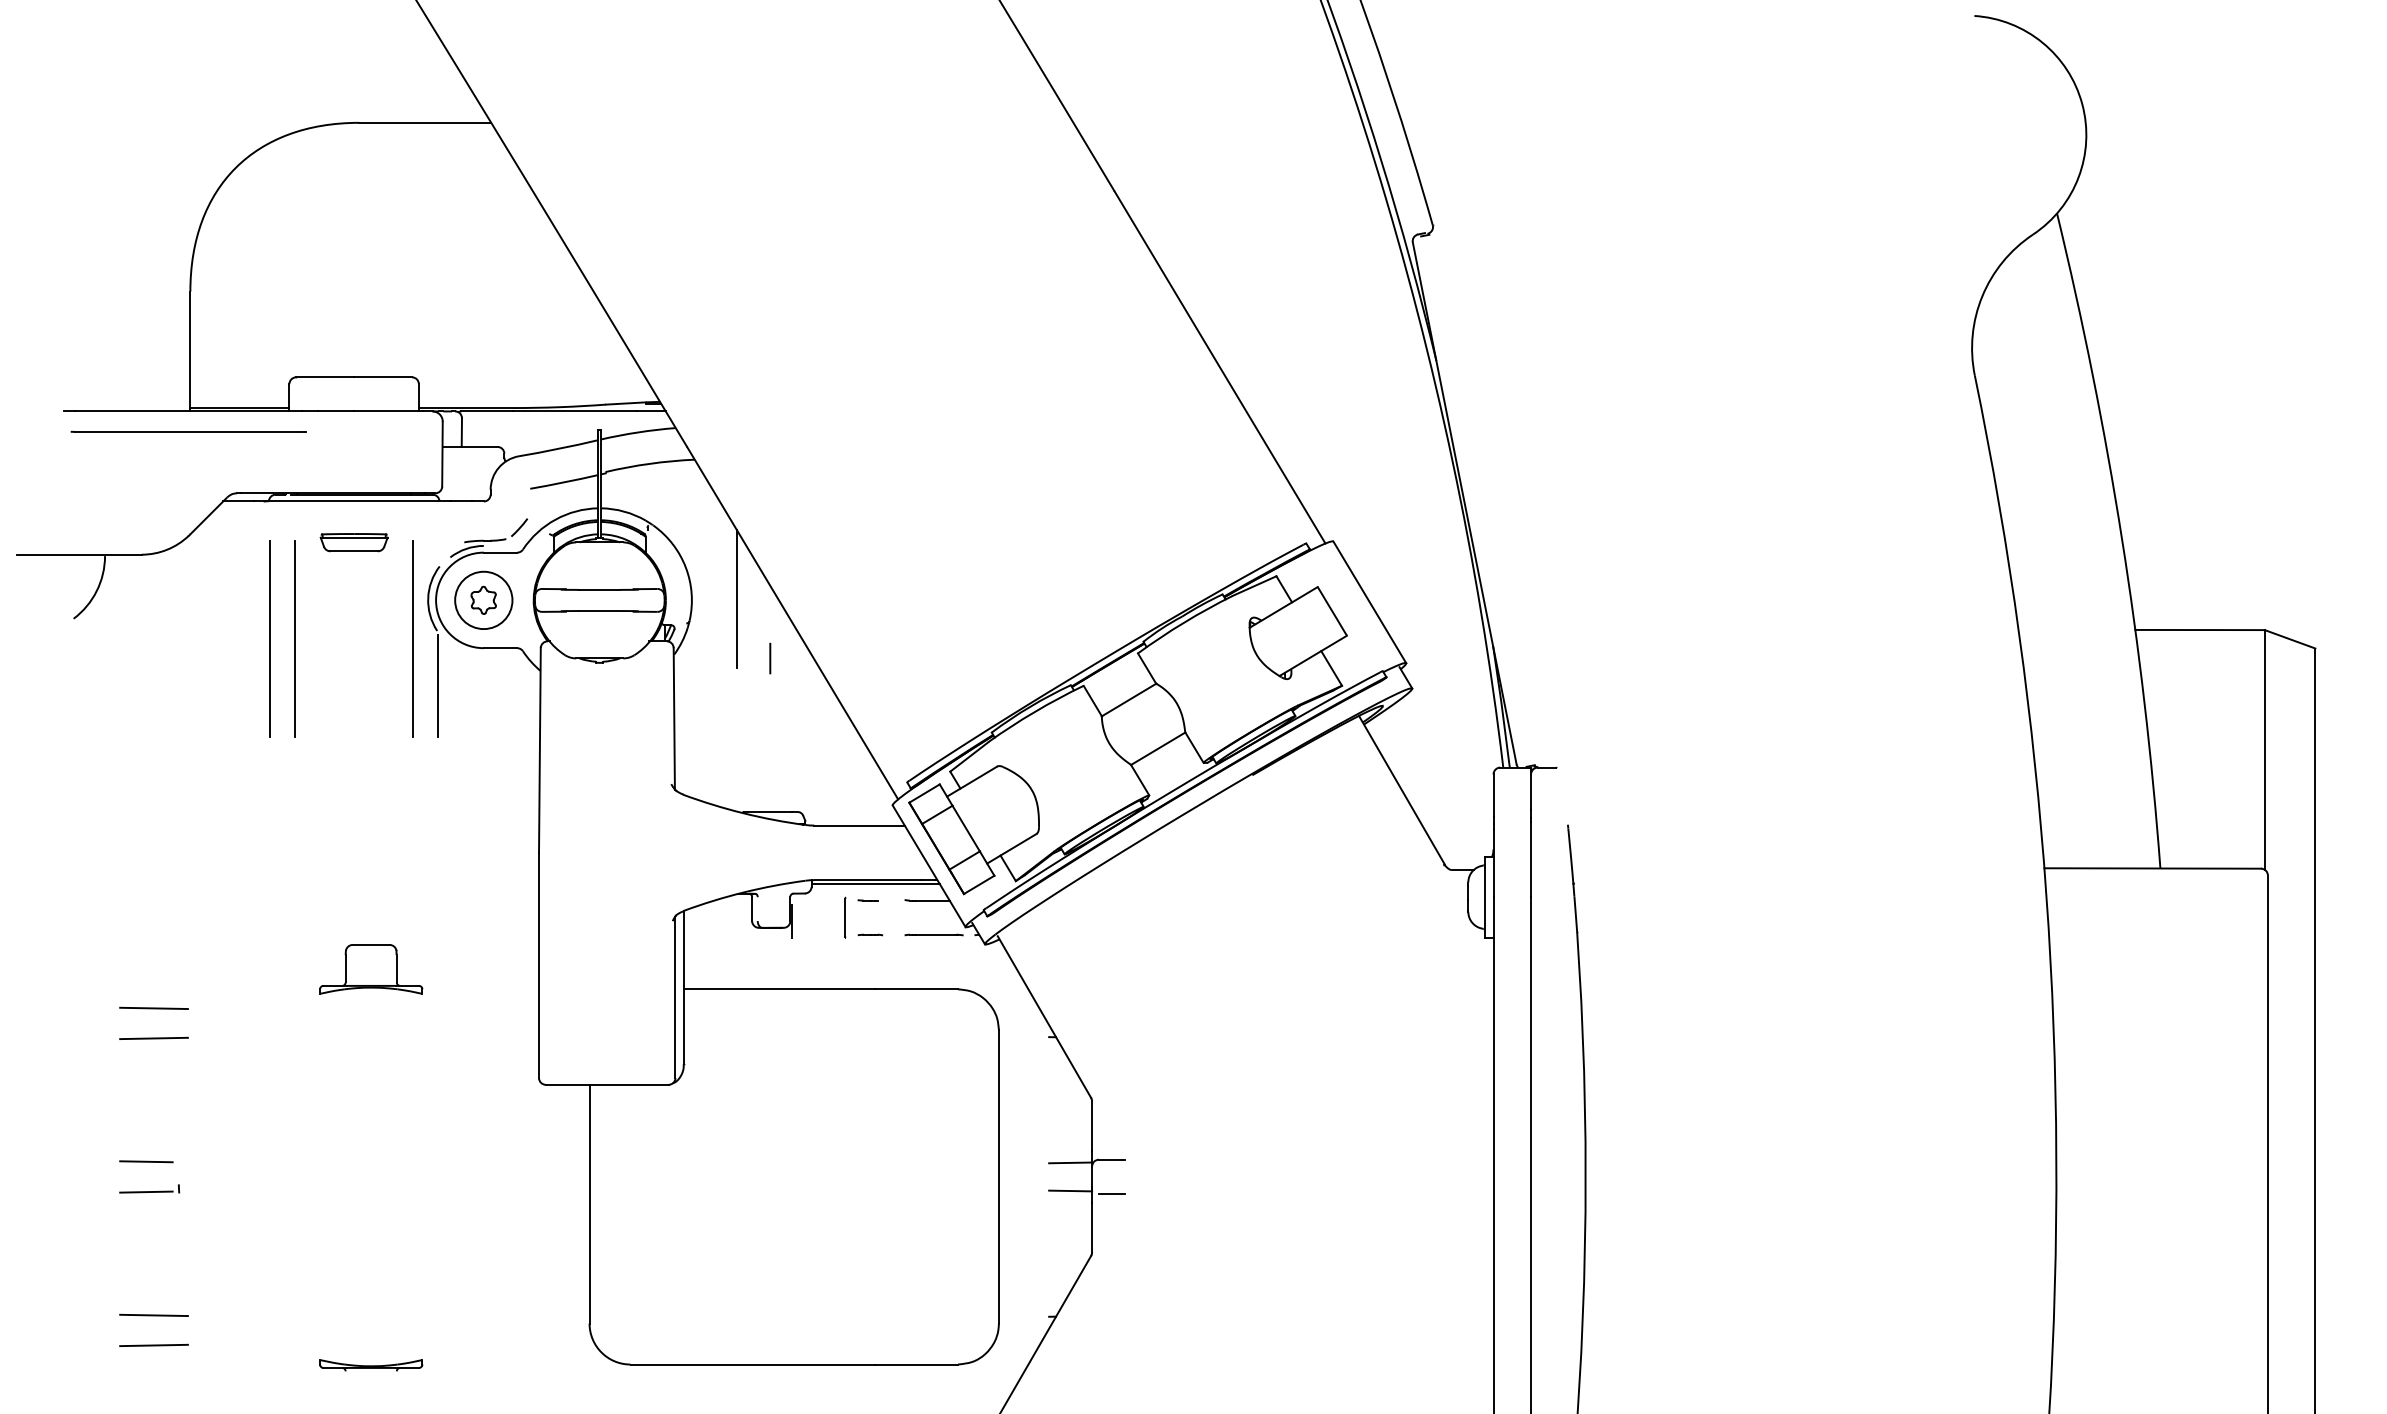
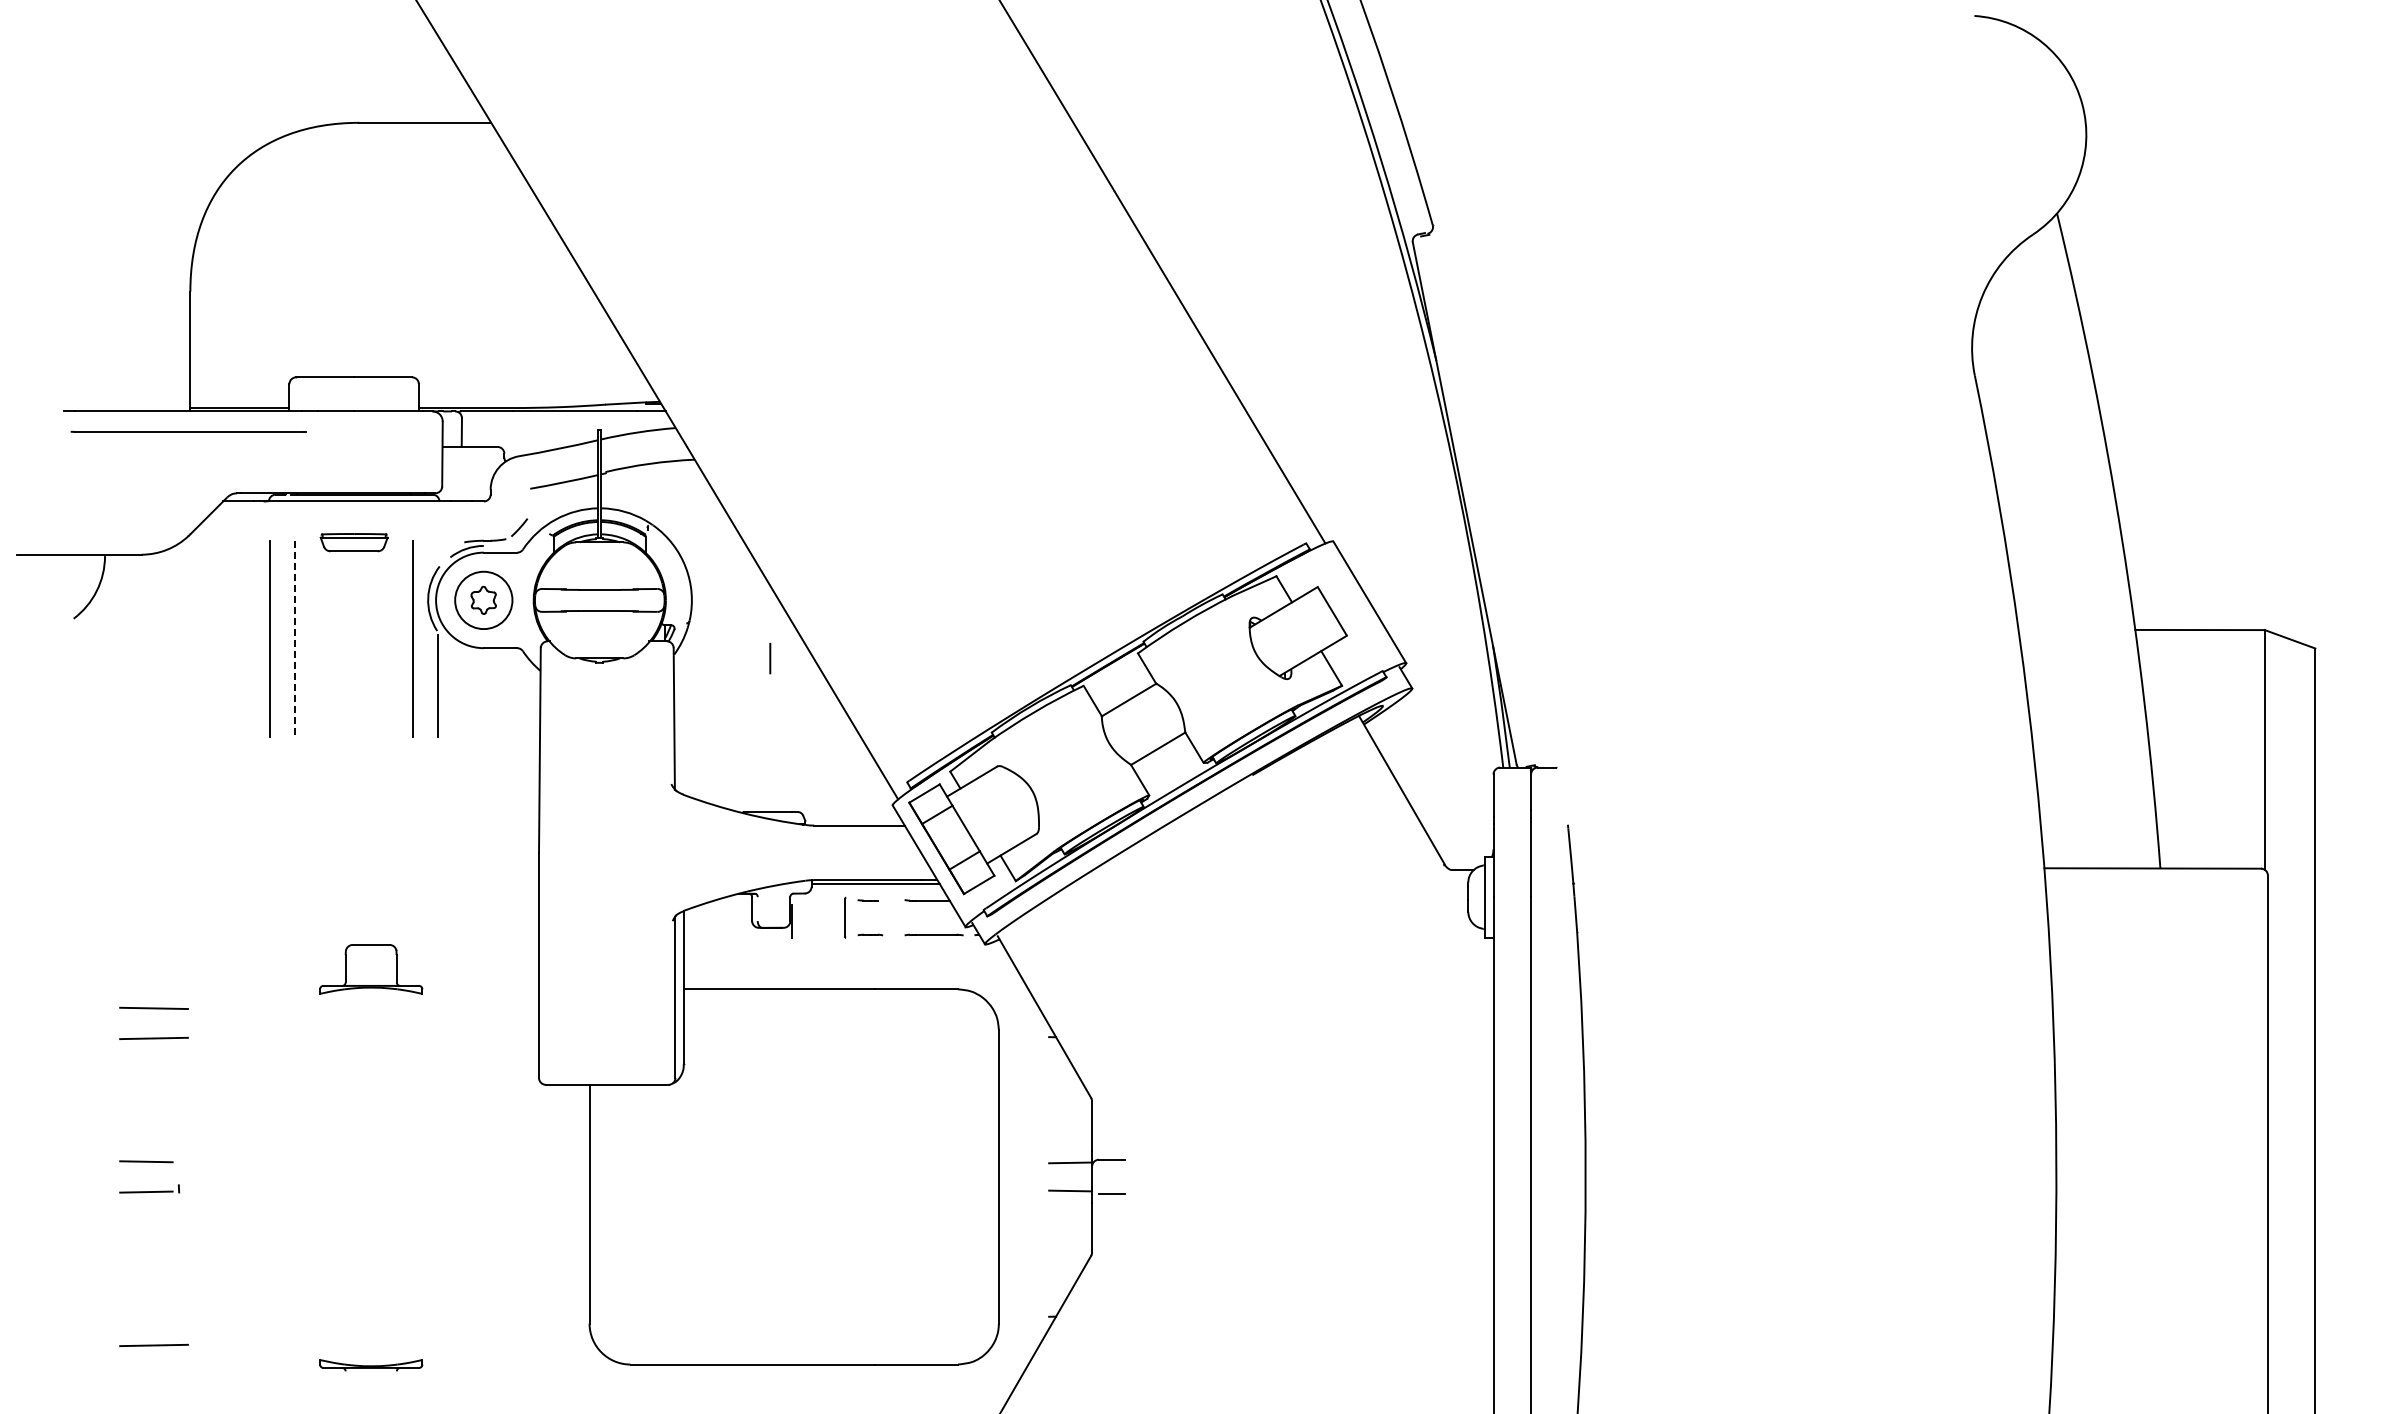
line: present -> none (736, 598)
line: solid -> dashed (295, 639)
line: present -> none (153, 1314)
